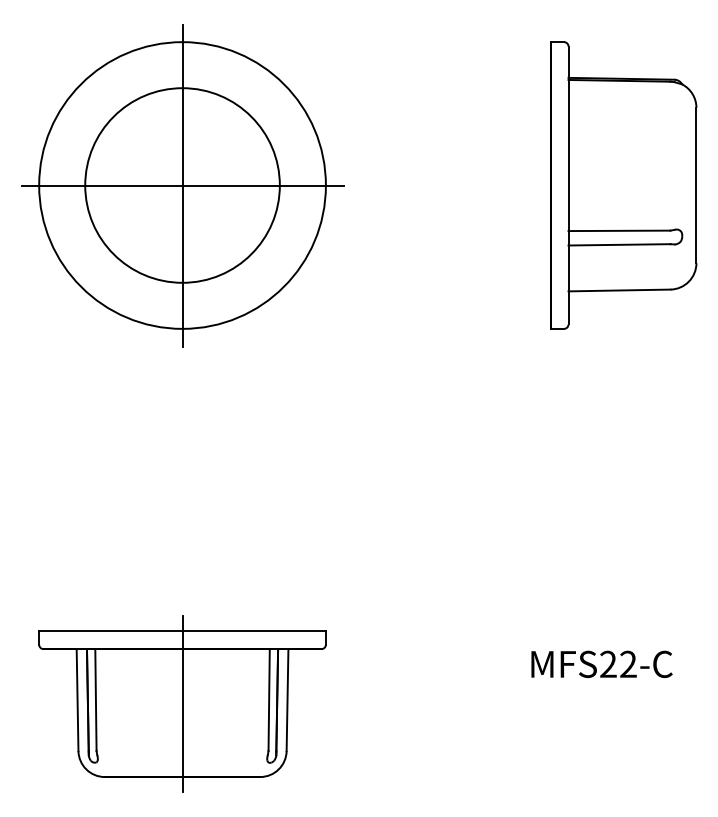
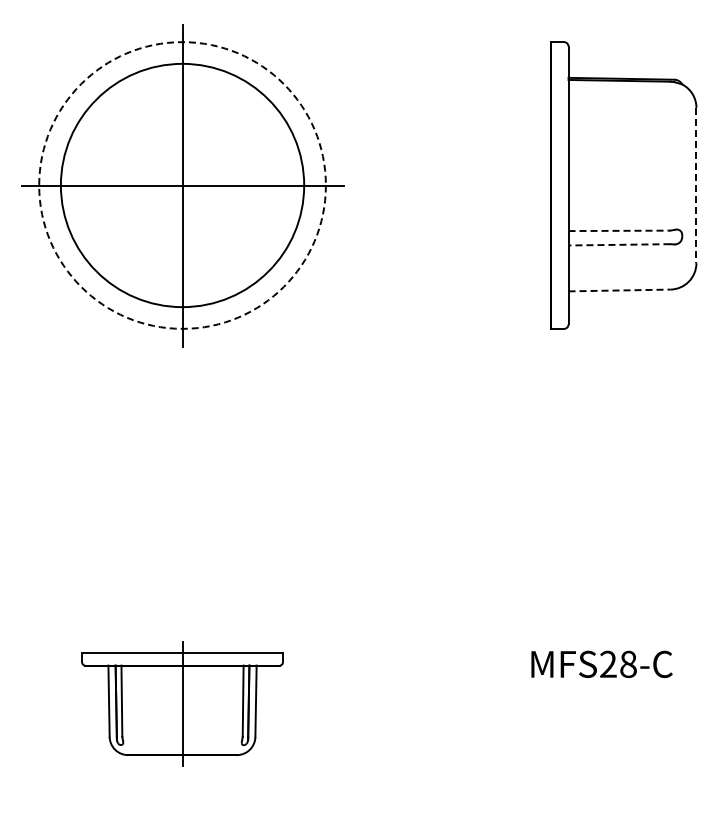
circle diameter: 195 px -> 243 px (182, 185)
circle: solid -> dashed (182, 185)
line: solid -> dashed (696, 185)
line: solid -> dashed (619, 230)
line: solid -> dashed (619, 244)
line: solid -> dashed (619, 290)
text: MFS22-C -> MFS28-C (628, 664)
part size: 289x178 px -> 203x126 px (182, 703)
